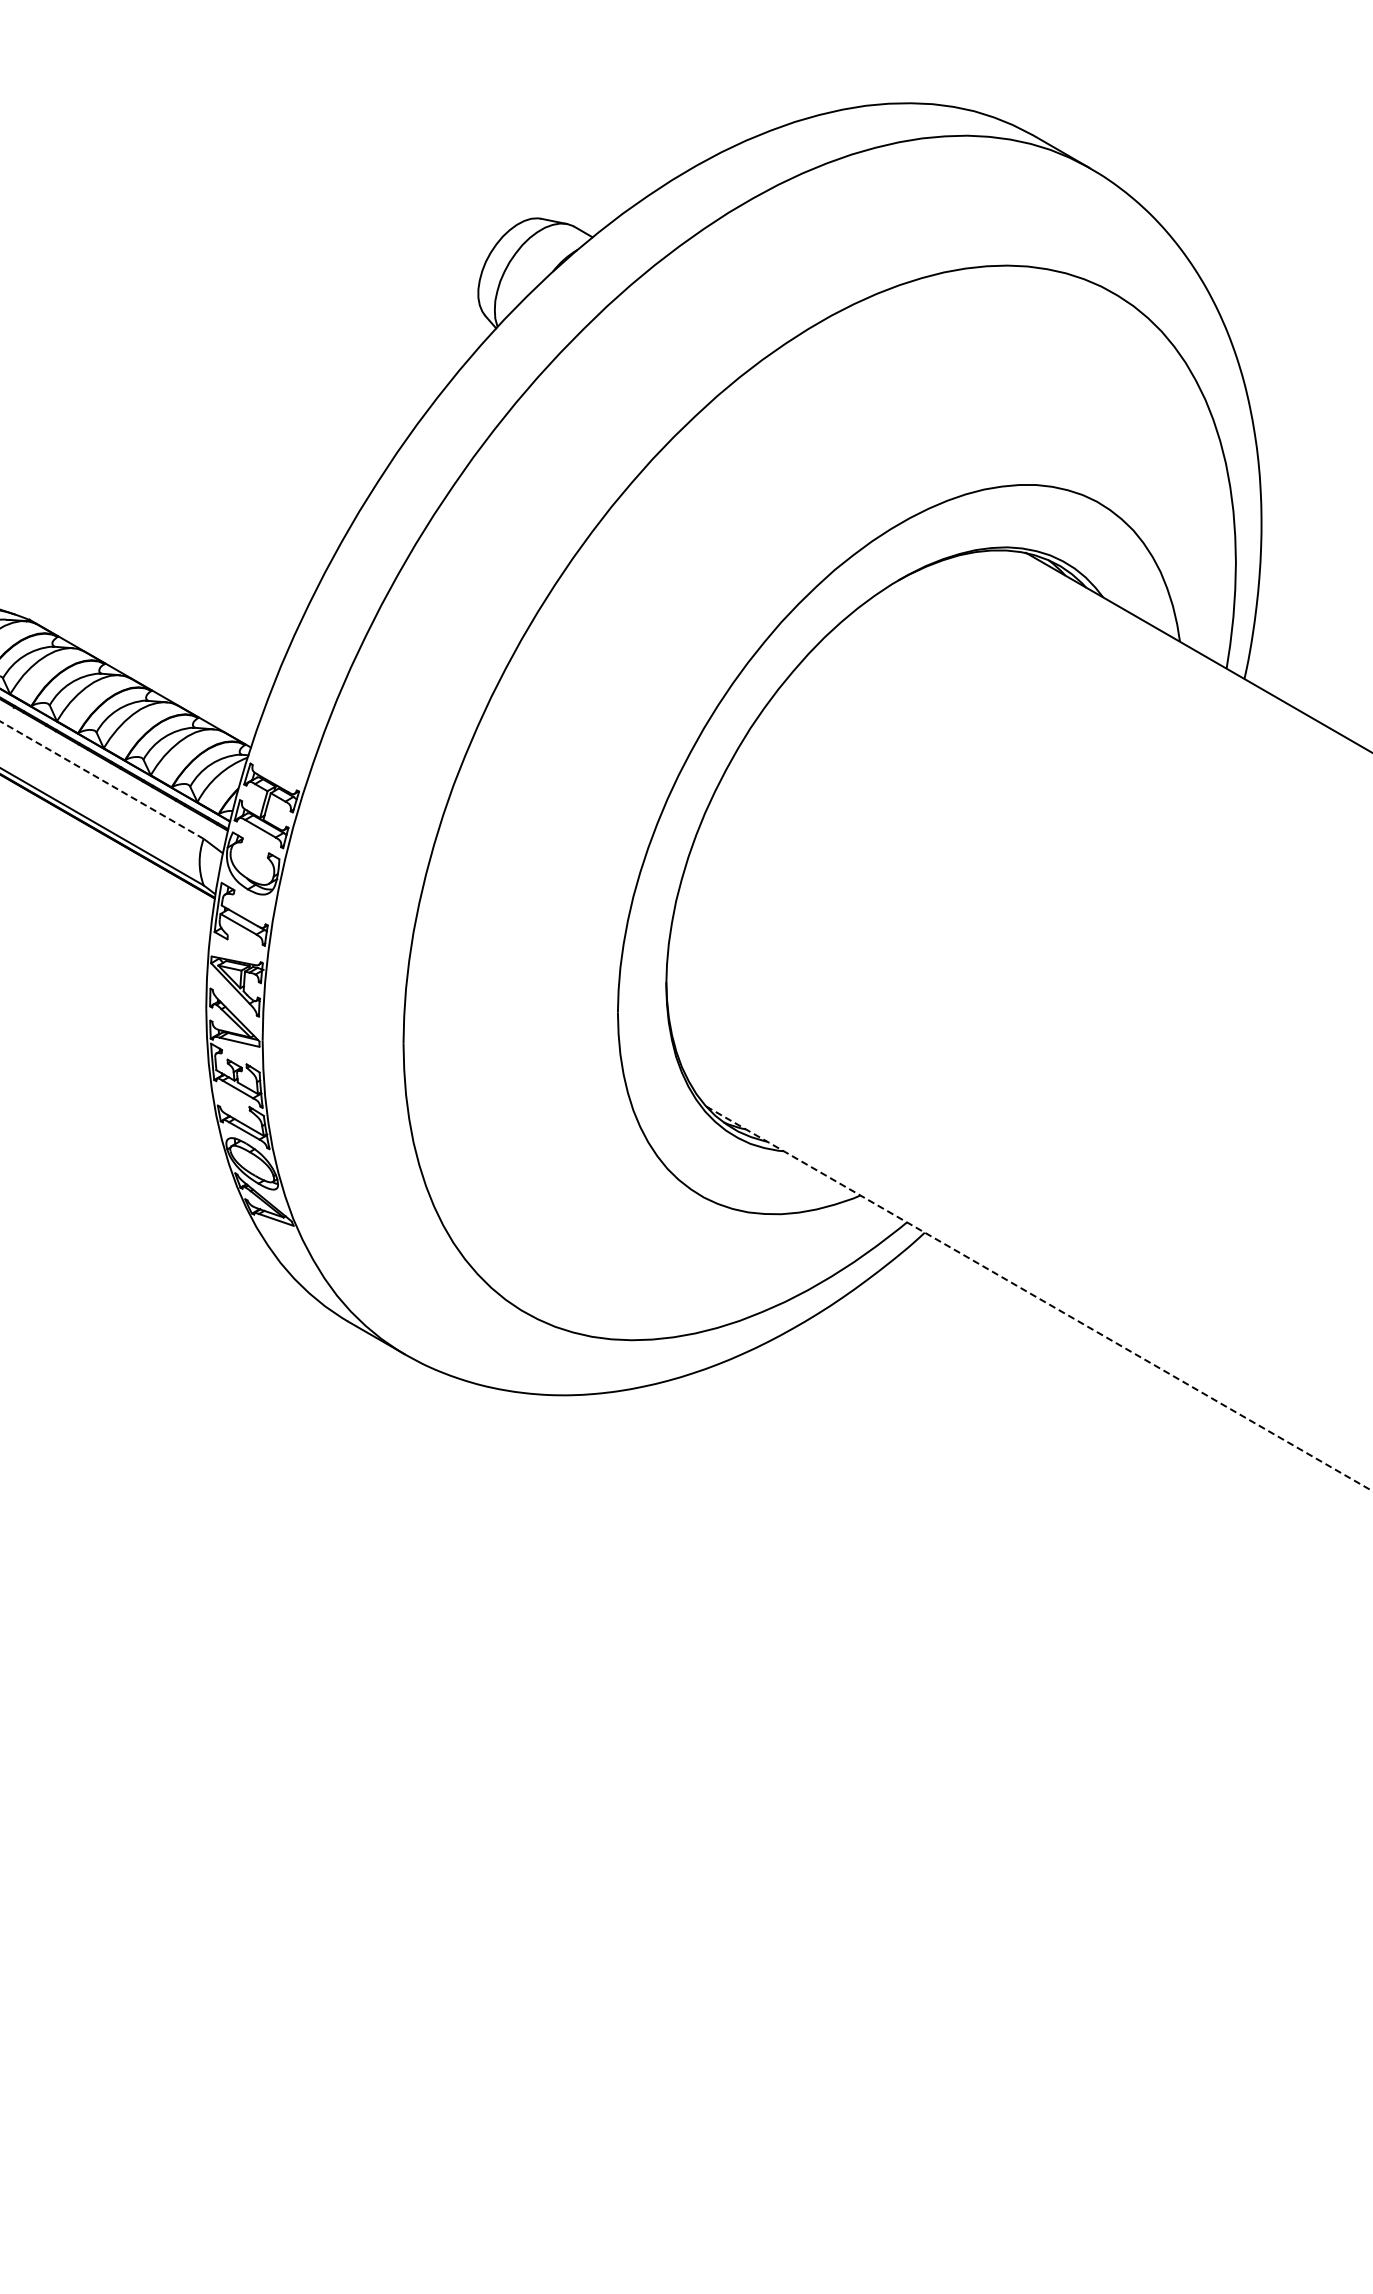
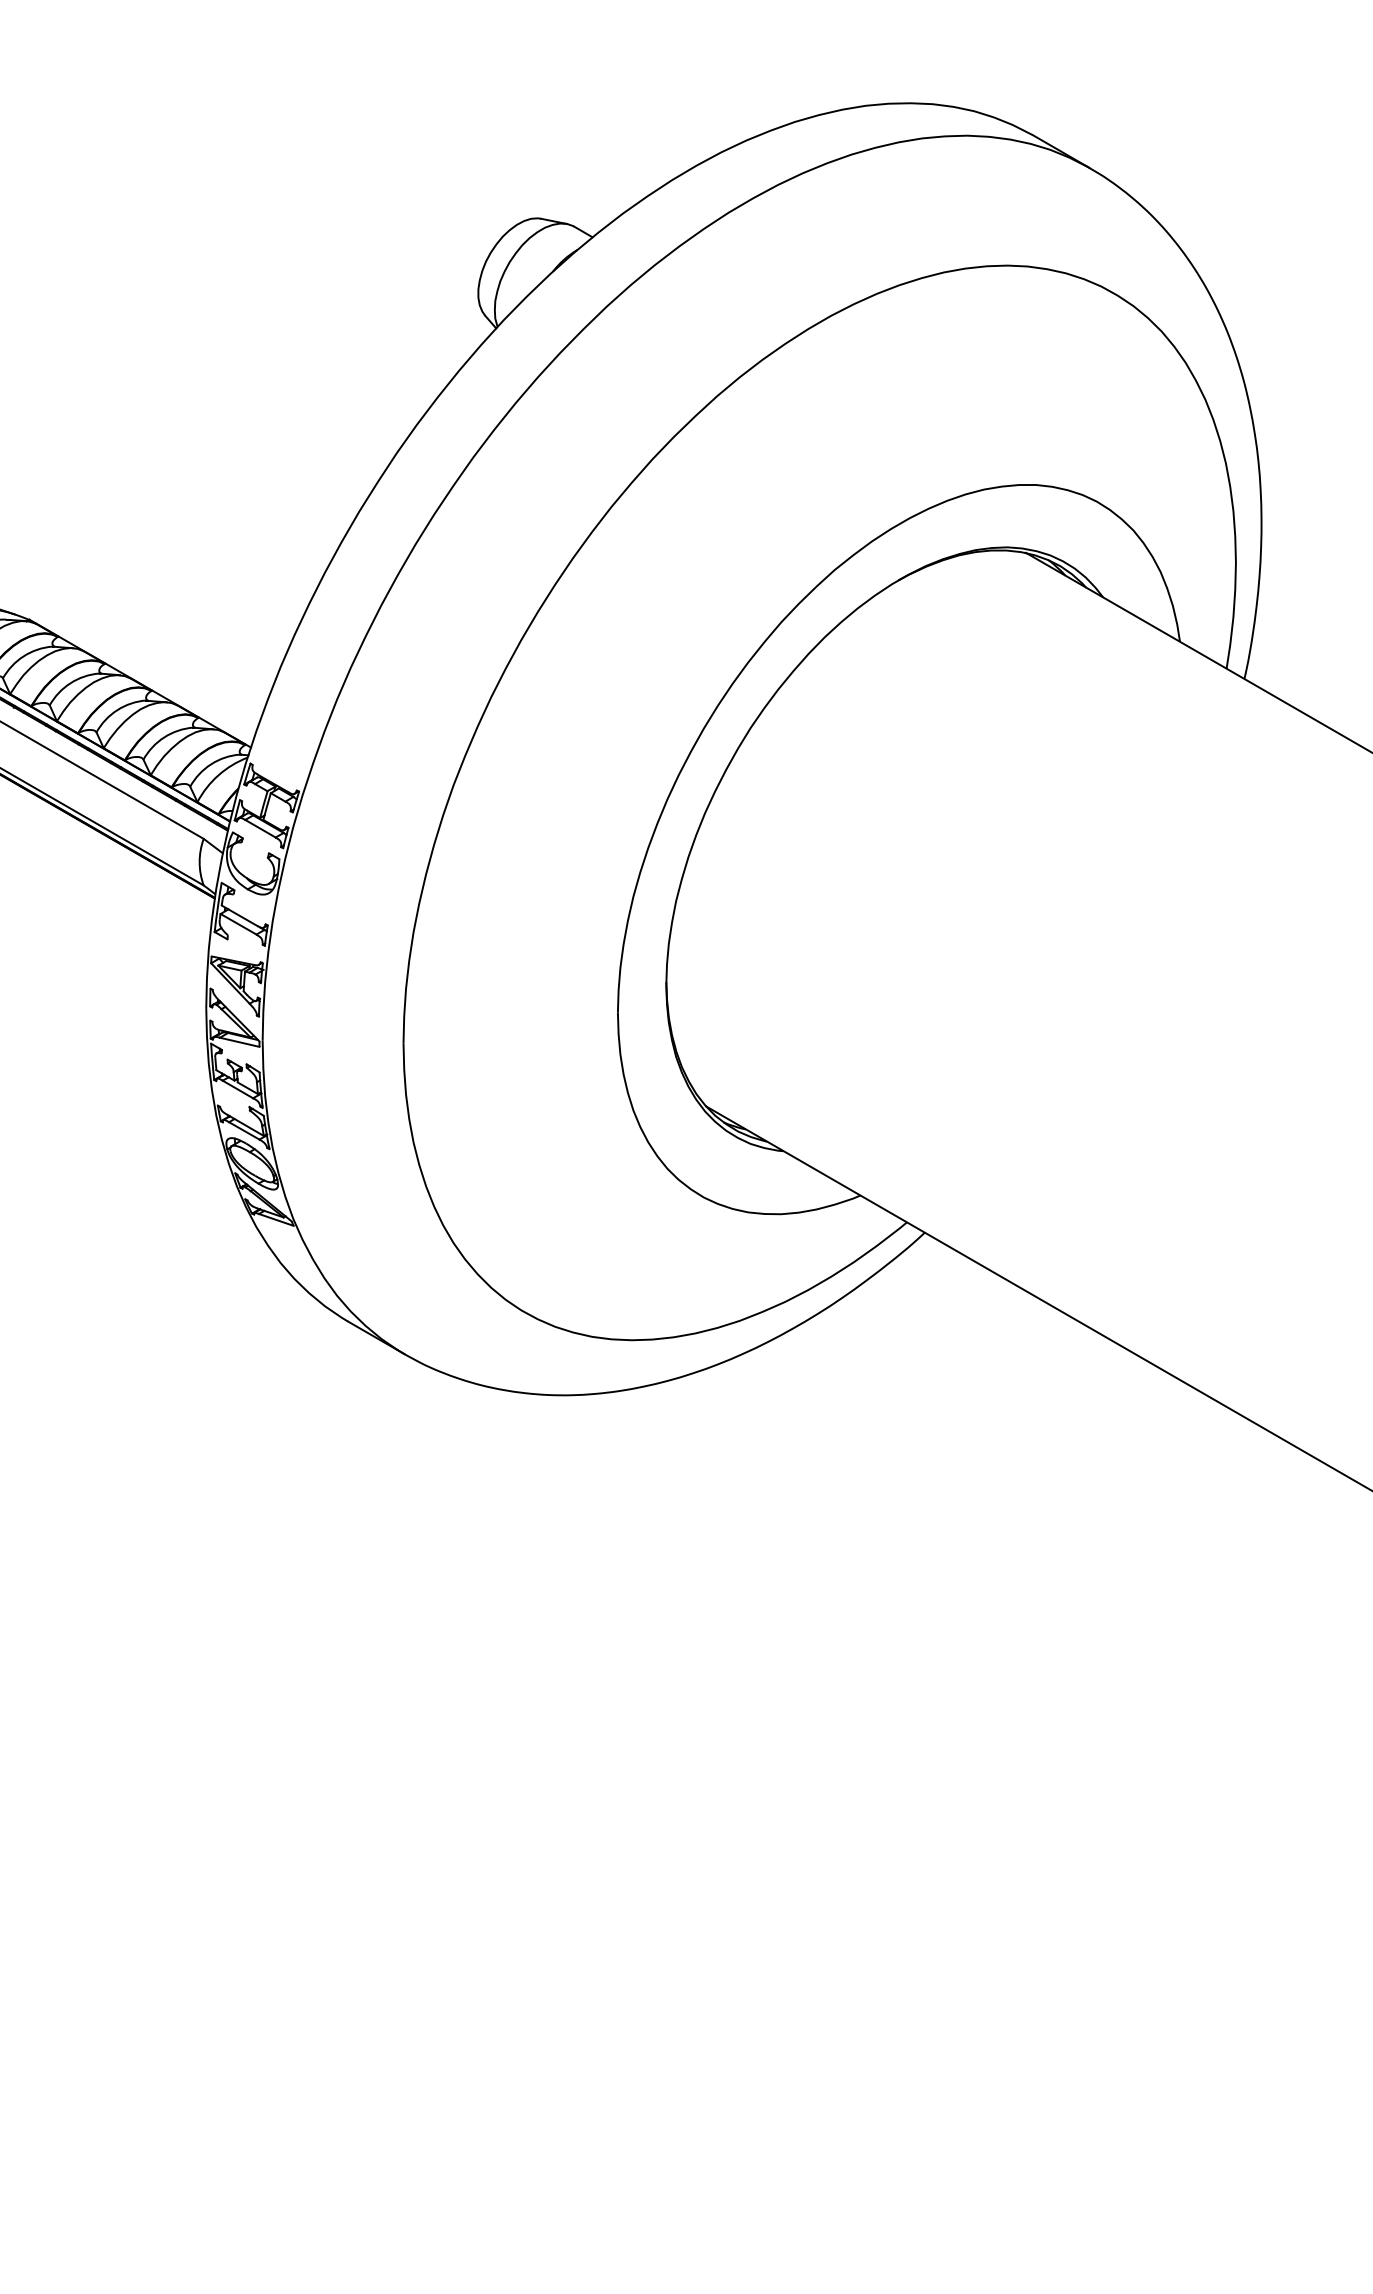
line: dashed -> solid (101, 780)
line: dashed -> solid (1039, 1298)
